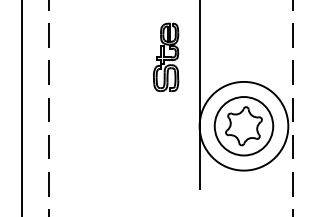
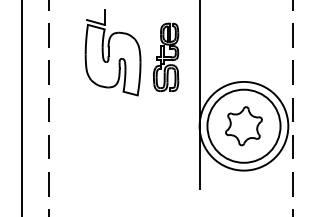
part: none -> present (112, 52)
circle diameter: 58 px -> 73 px (243, 125)
